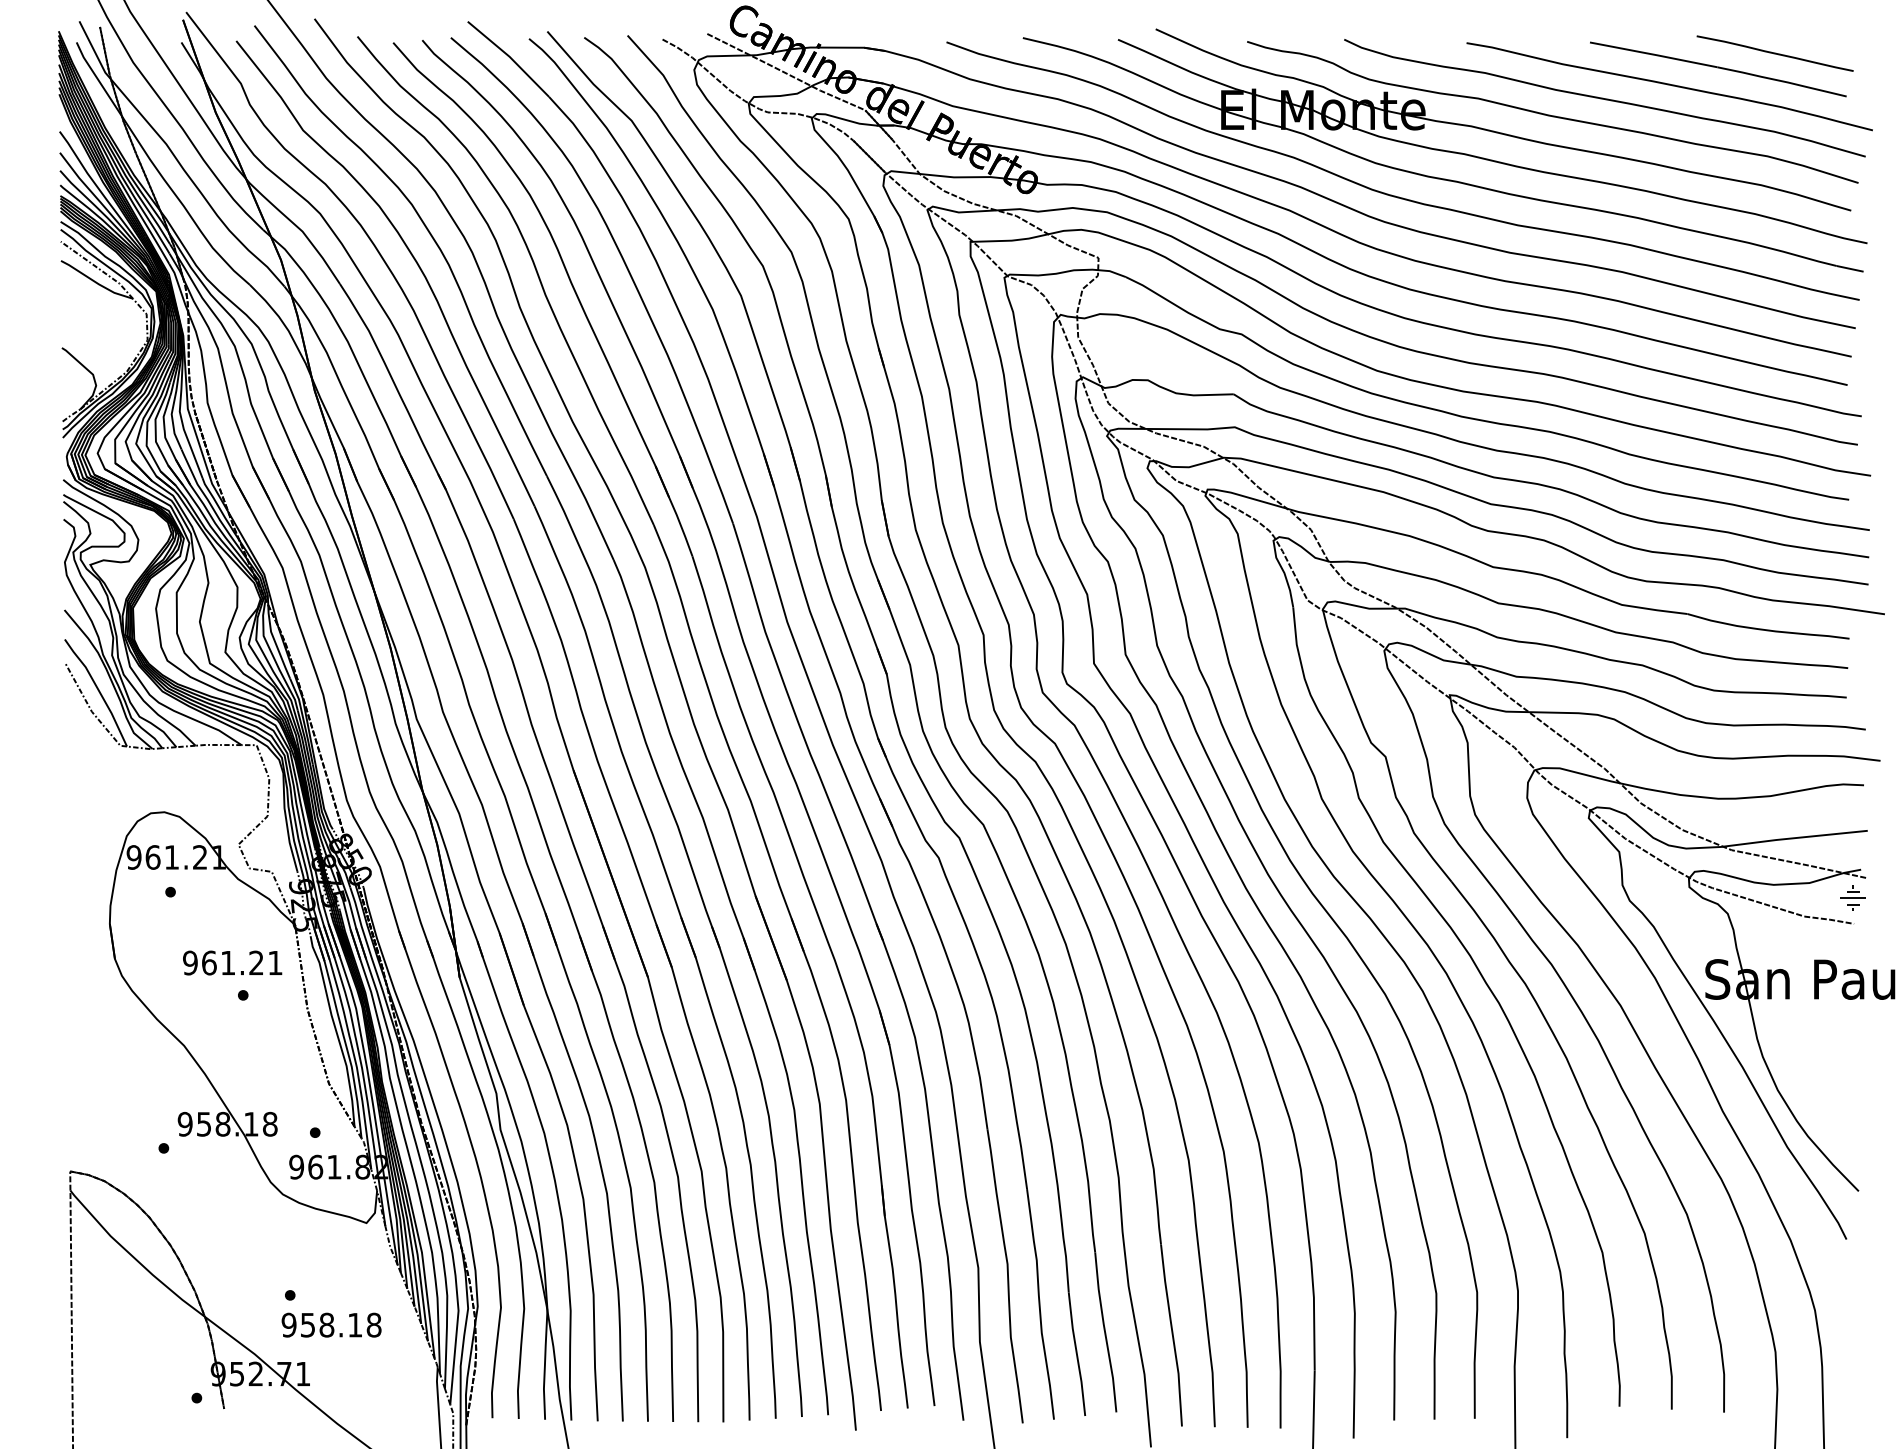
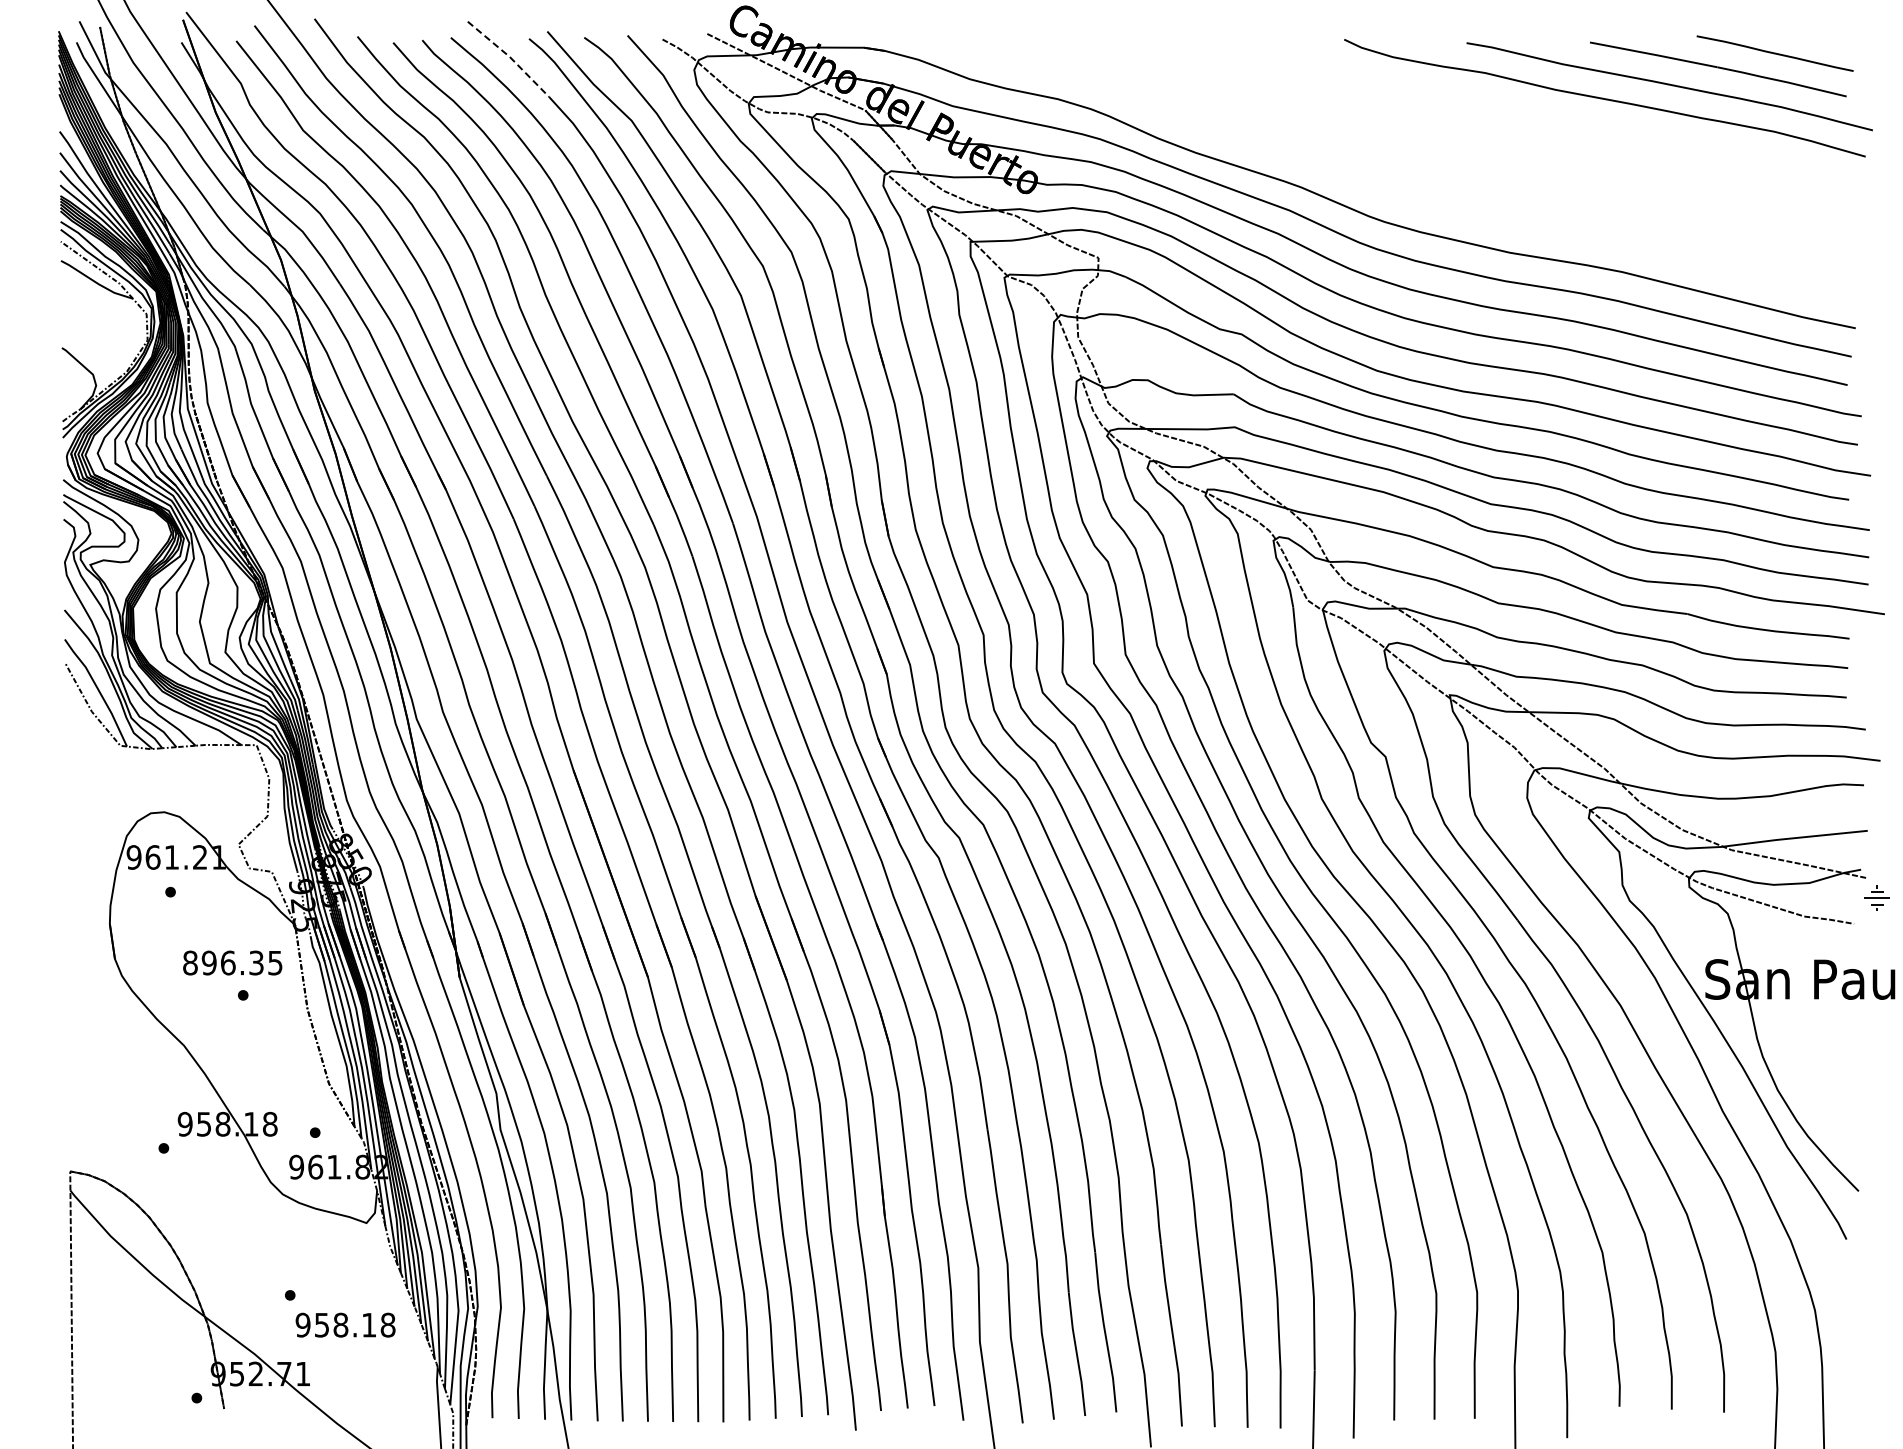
line: solid -> dashed (510, 57)
part: present -> none (1406, 164)
part position: (1852, 897) -> (1876, 897) (1876, 897)
text: 961.21 -> 896.35 (232, 962)
text position: (331, 1324) -> (345, 1324) (345, 1324)
